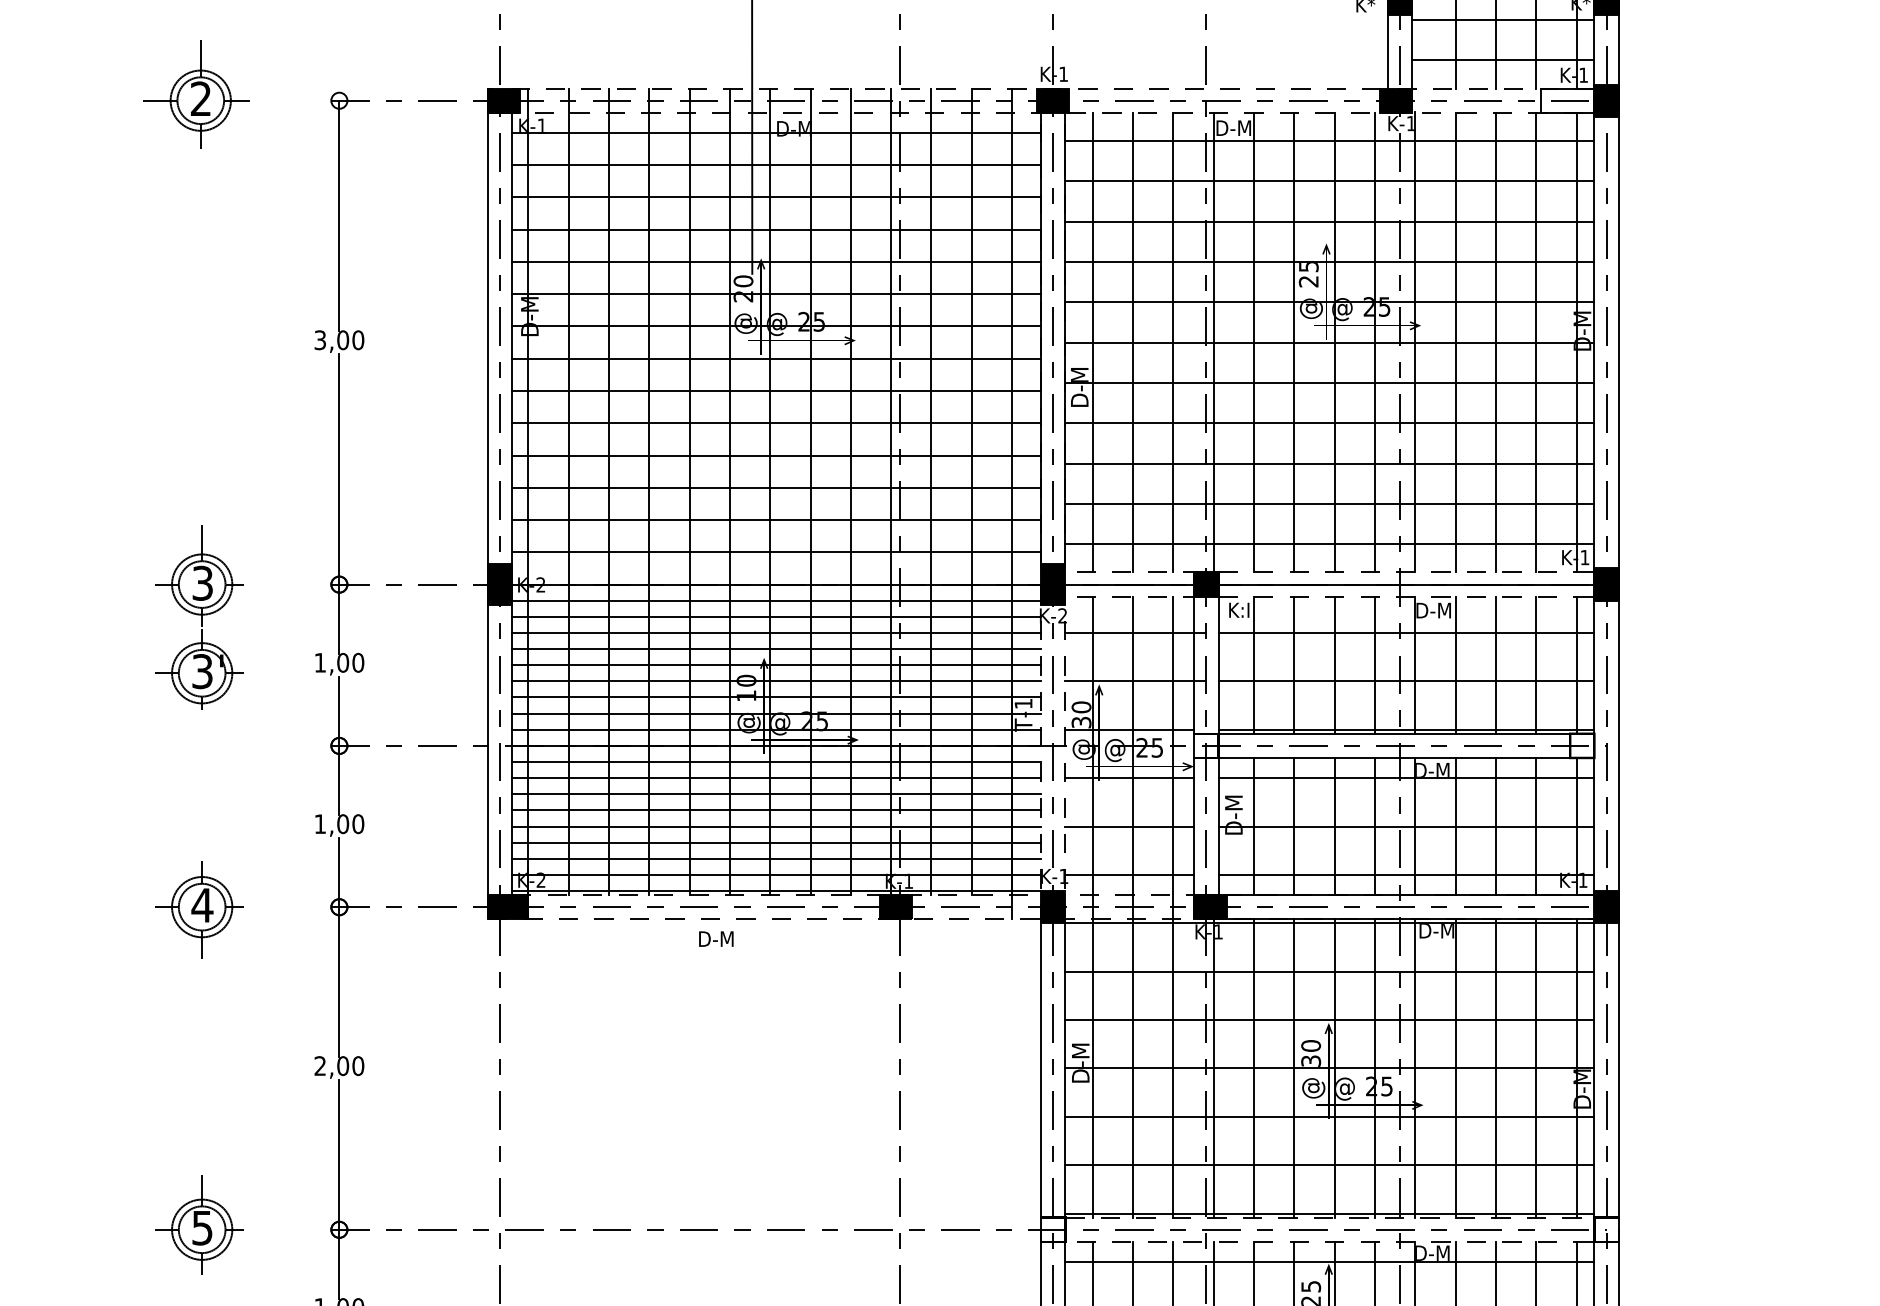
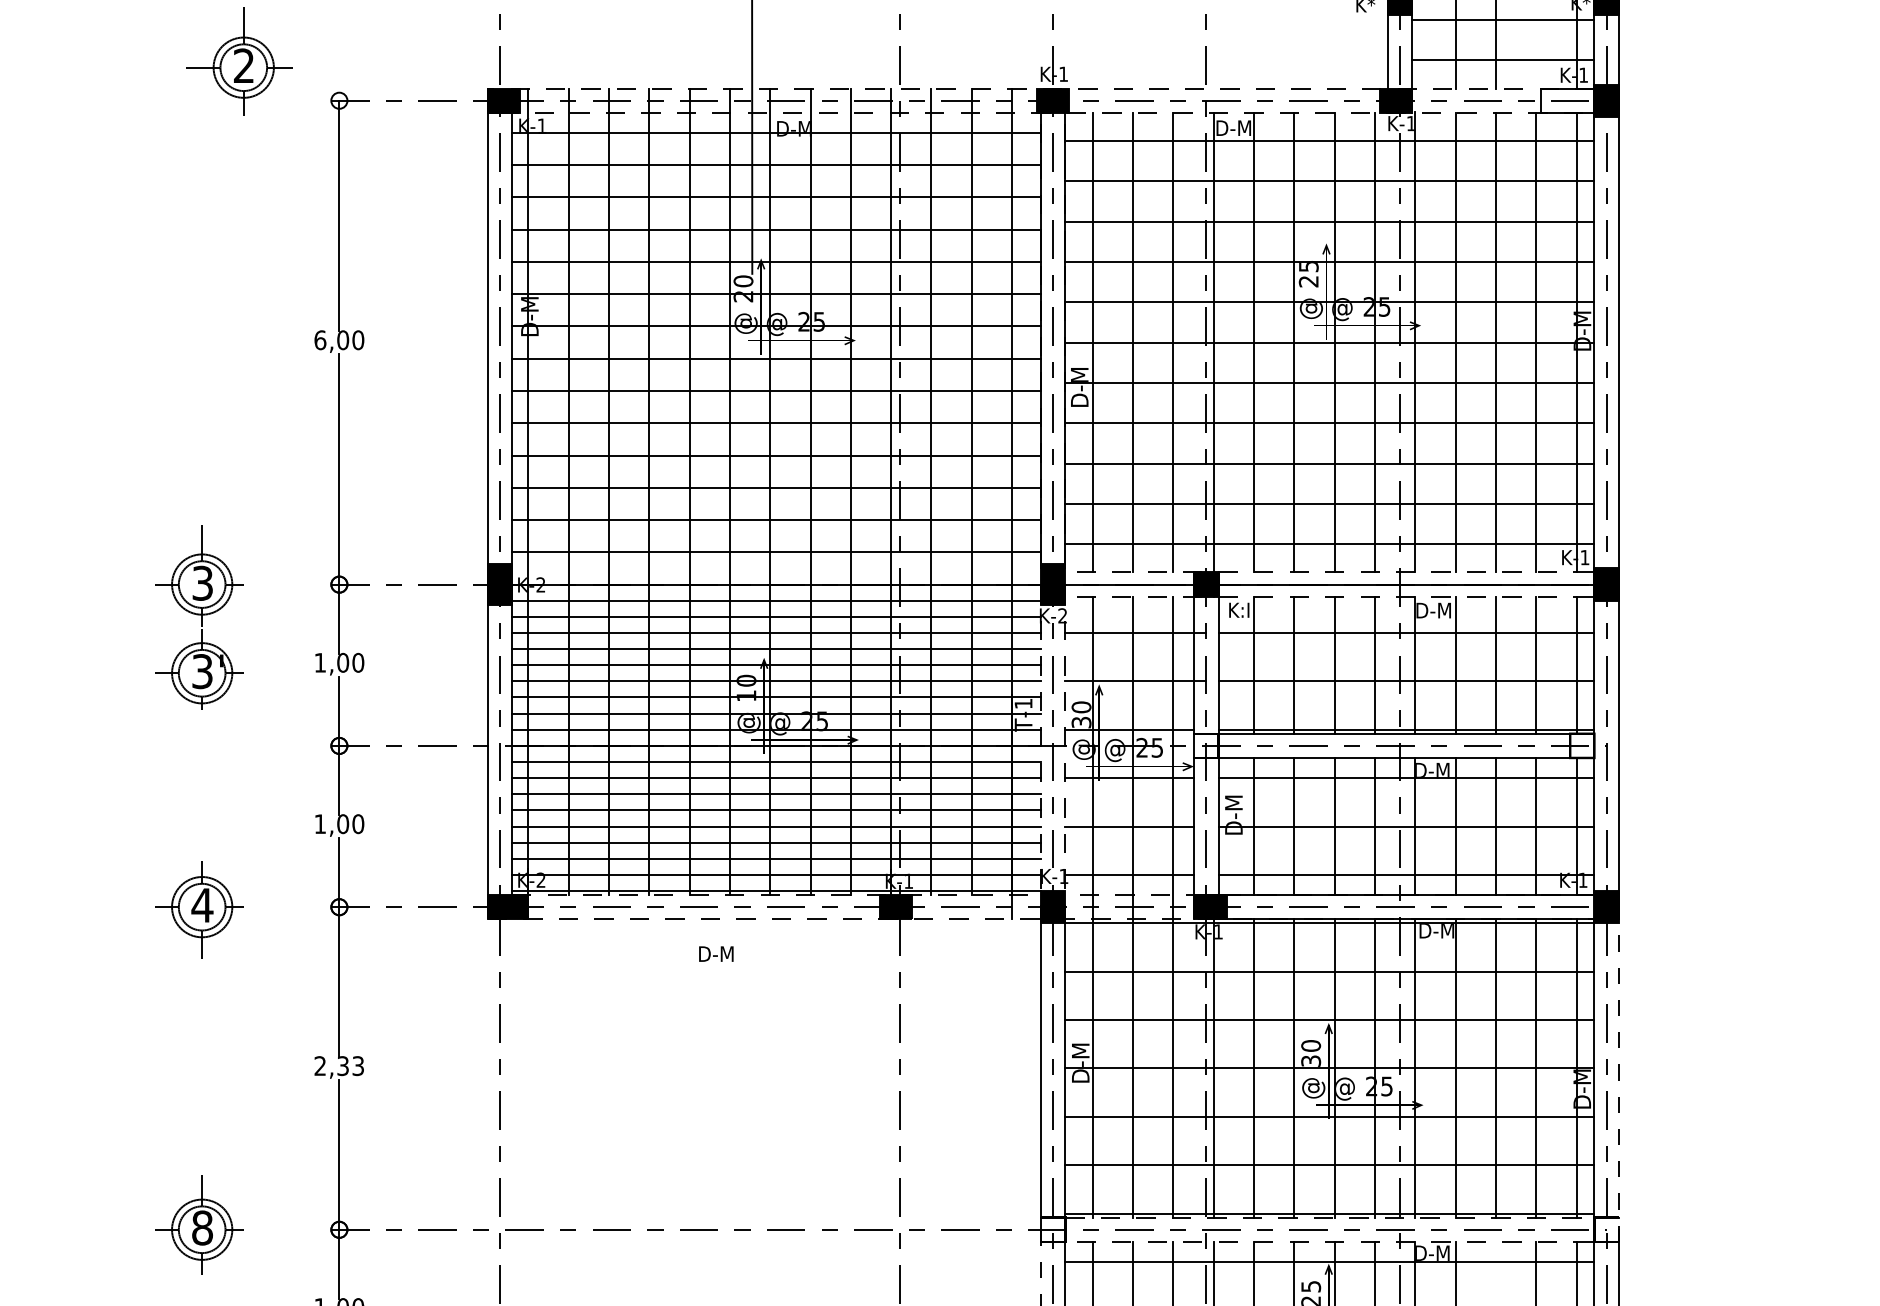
line: present -> none (1536, 45)
part position: (196, 94) -> (239, 61) (239, 61)
text: 3,00 -> 6,00 (320, 340)
text position: (716, 938) -> (716, 953) (716, 953)
text: 2,00 -> 2,33 (350, 1066)
line: solid -> dashed (1618, 1080)
text: 5 -> 8 (202, 1227)
line: solid -> dashed (1041, 1267)
line: present -> none (1496, 1271)
